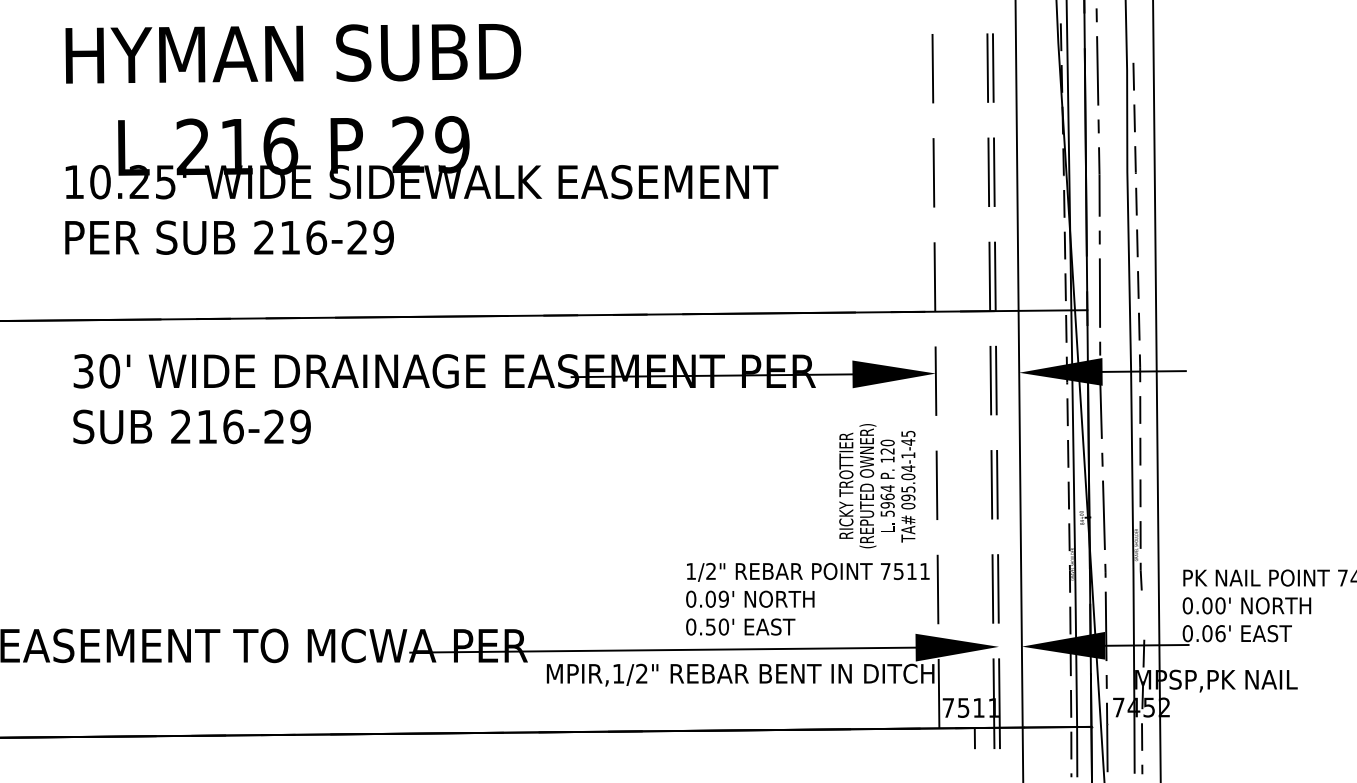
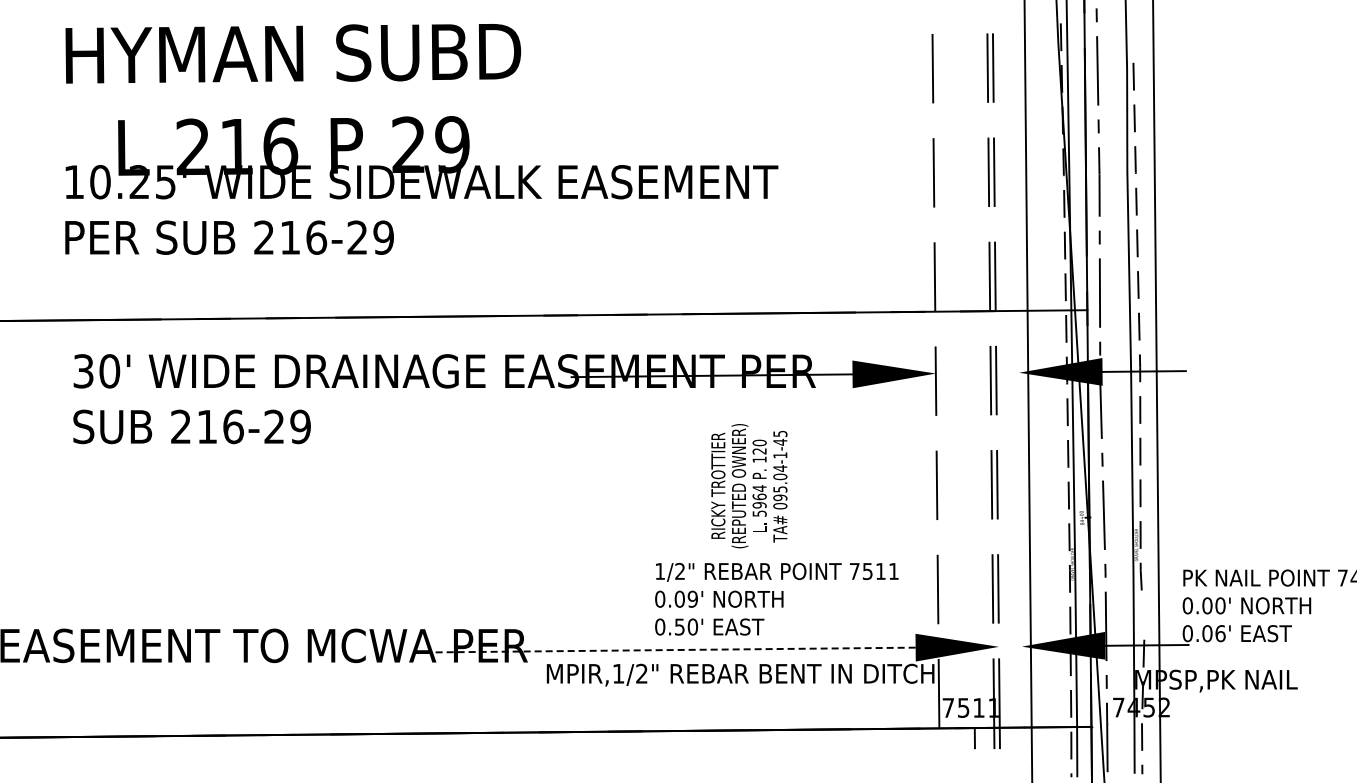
line position: (1019, 390) -> (1028, 390) (1028, 390)
text position: (877, 486) -> (749, 486) (749, 486)
text position: (807, 598) -> (776, 598) (776, 598)
line: solid -> dashed (662, 650)
